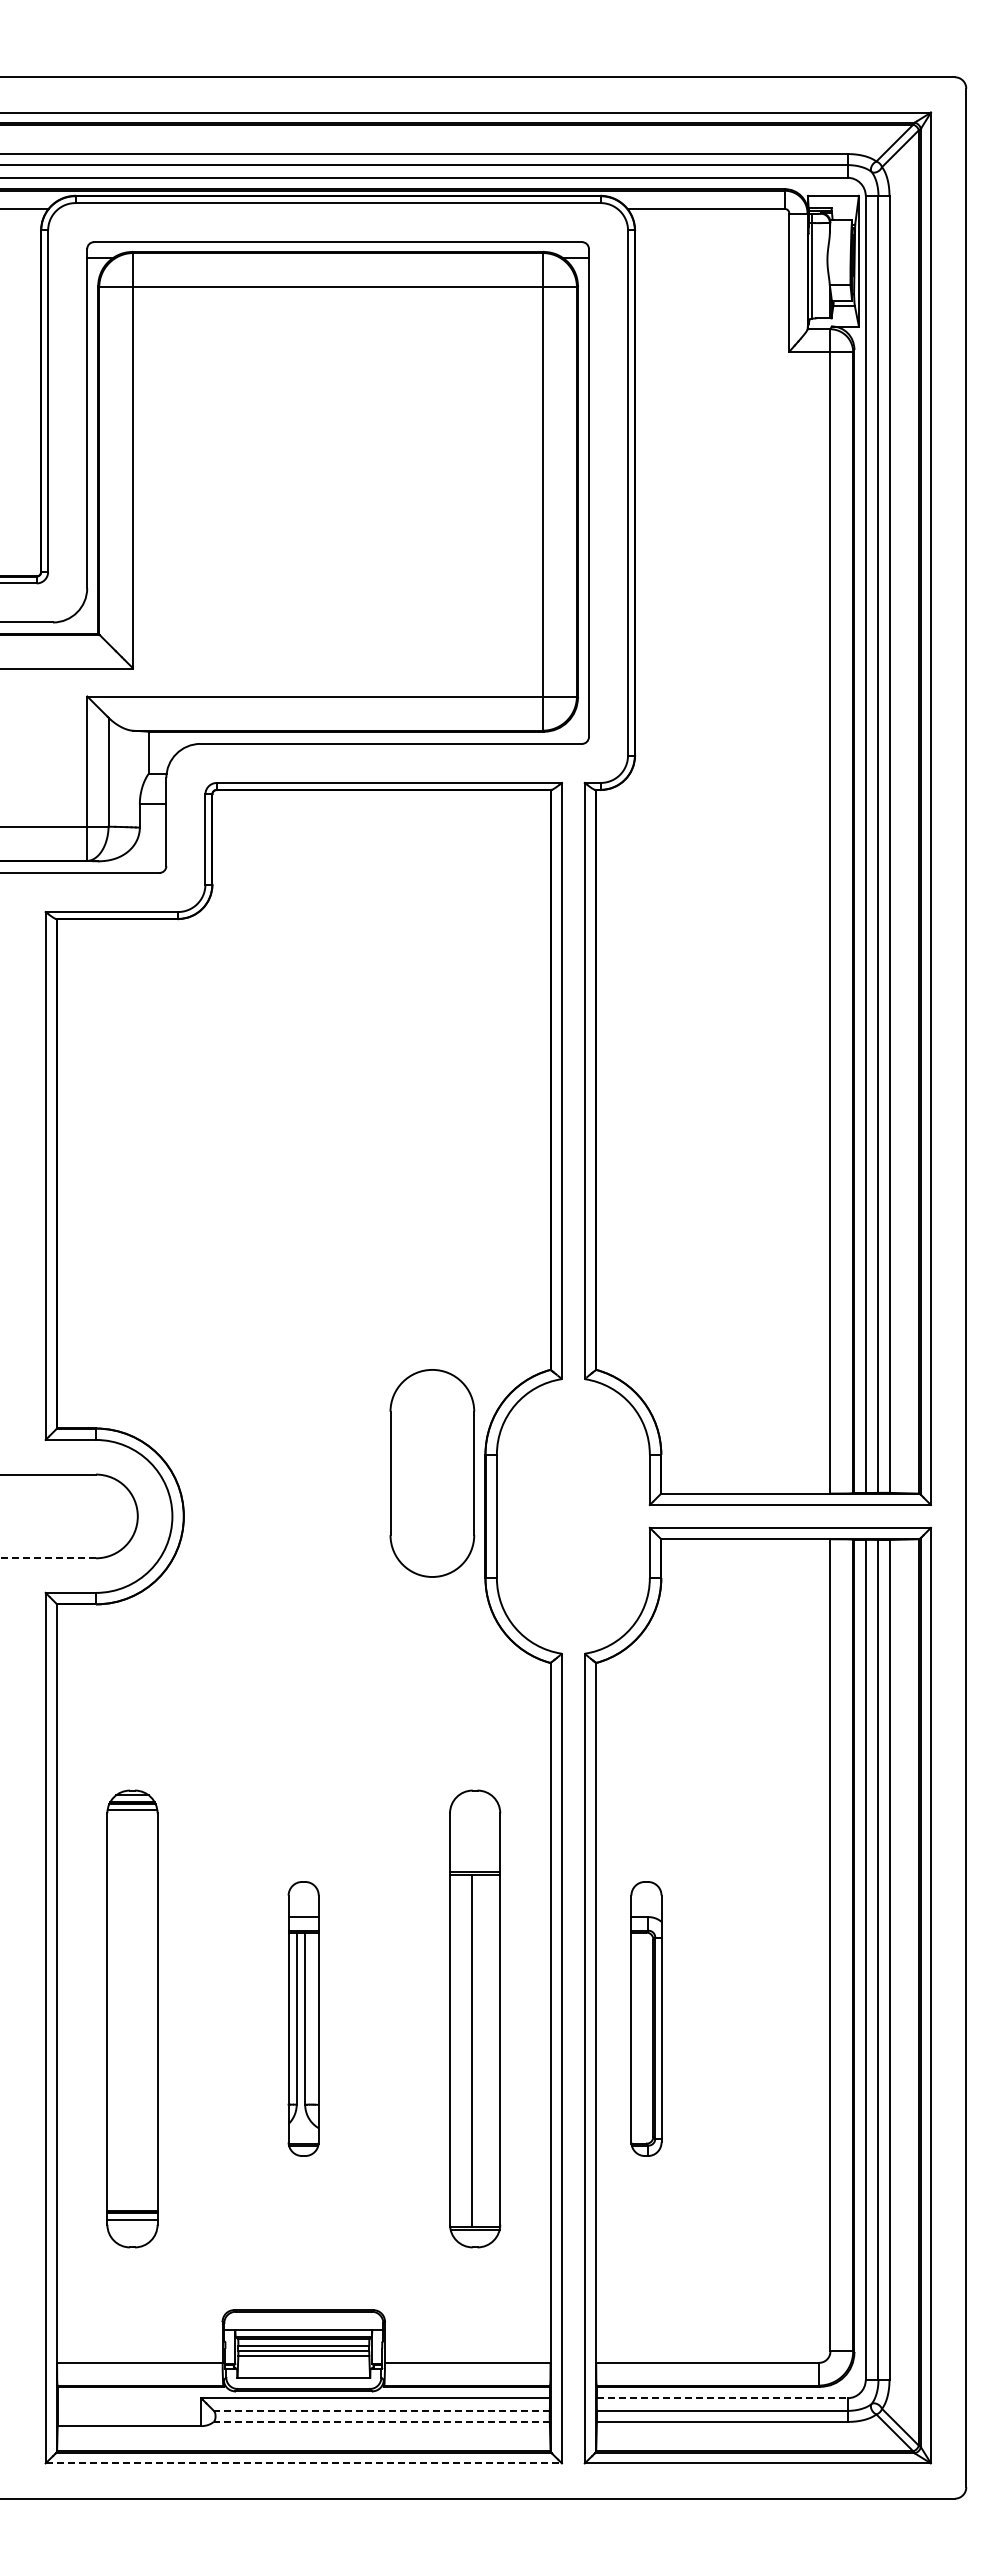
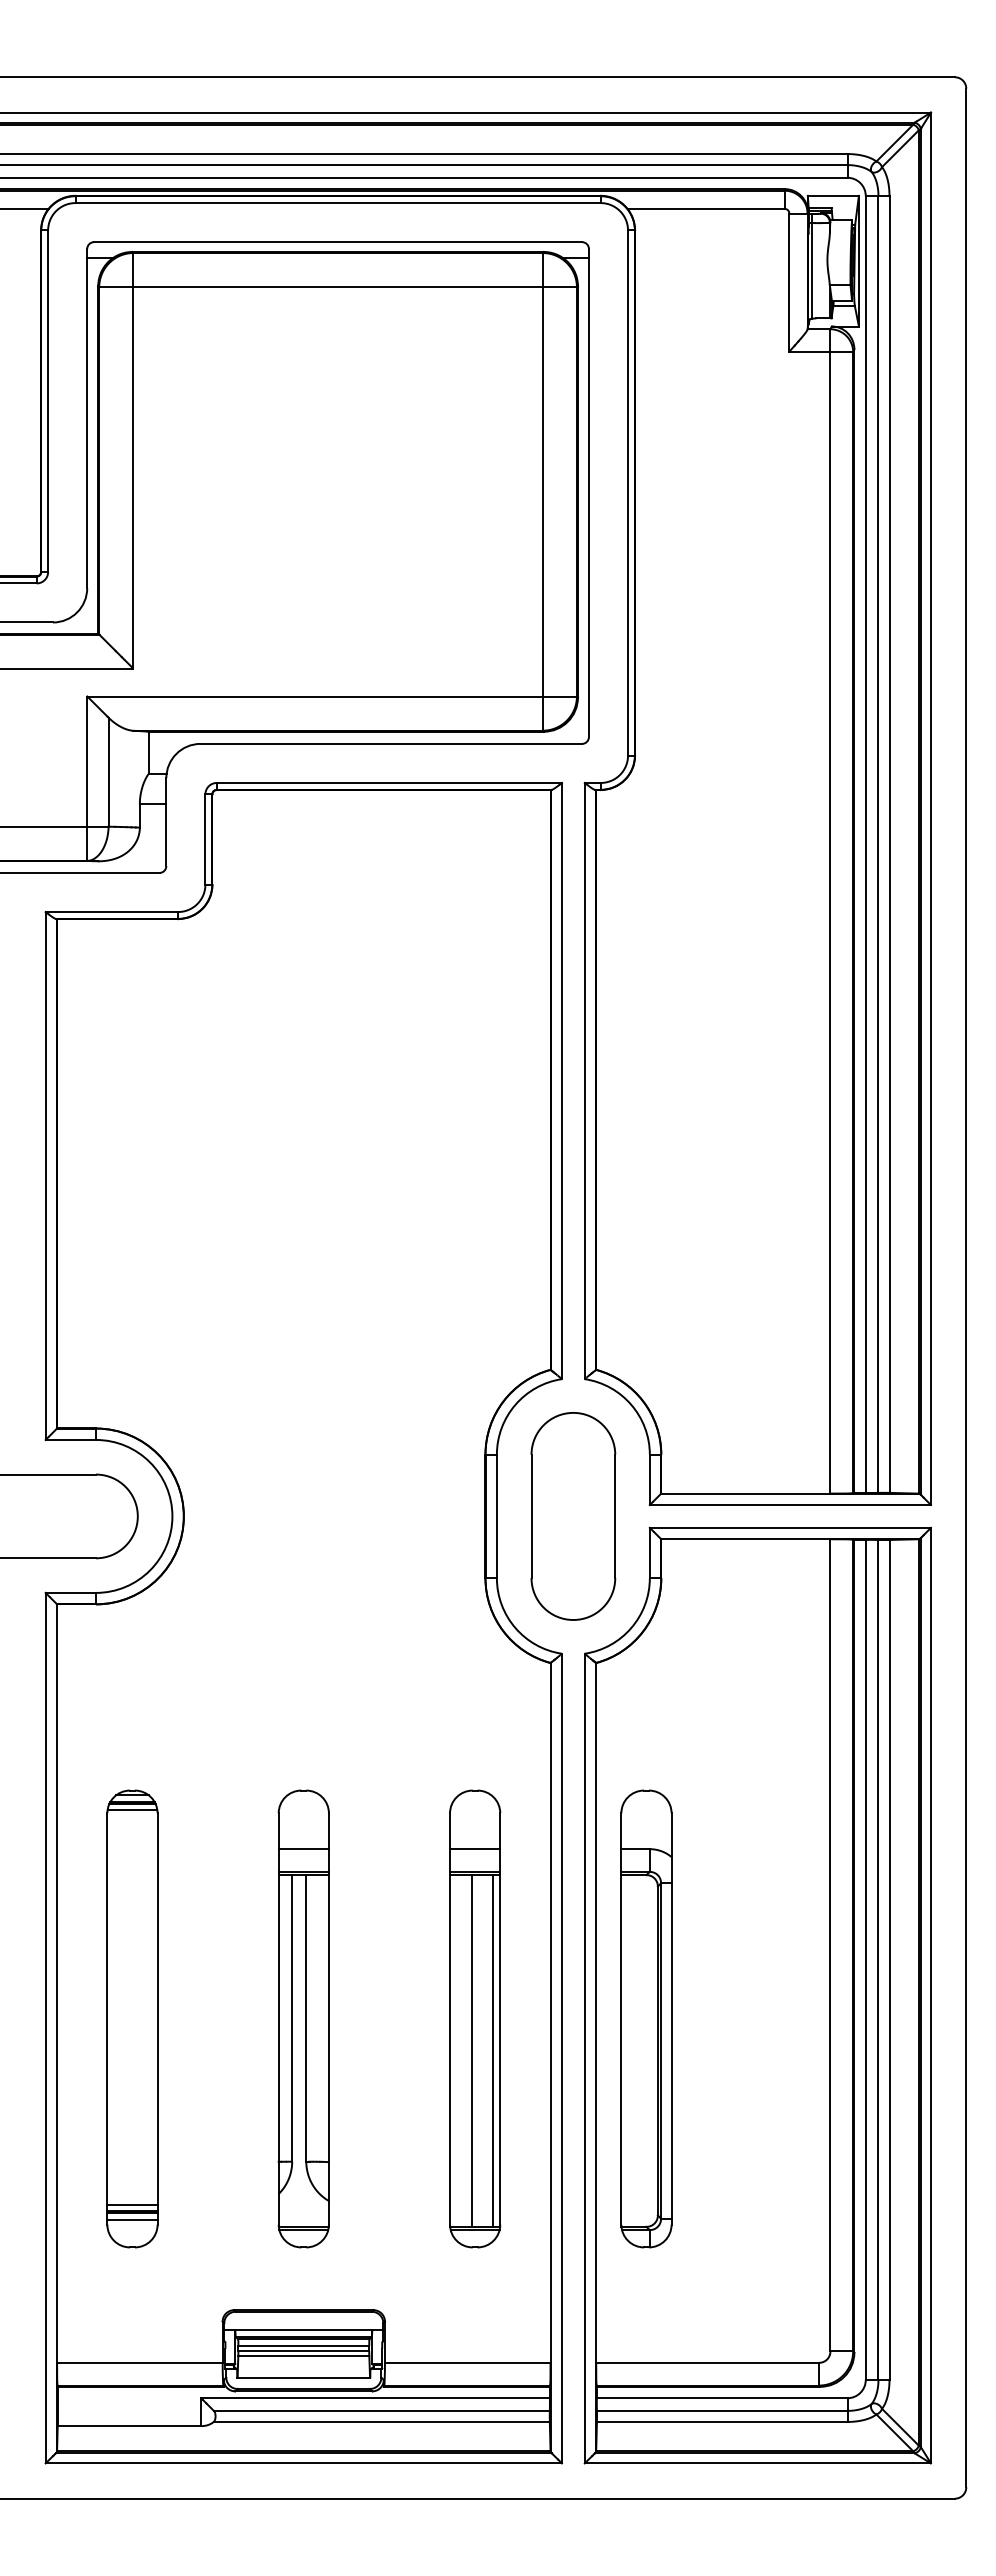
part position: (432, 1473) -> (573, 1516) (573, 1516)
line: dashed -> solid (48, 1558)
line: none -> present (475, 1849)
part size: 33x276 px -> 53x460 px (303, 2018)
part size: 33x276 px -> 53x460 px (646, 2018)
line: none -> present (493, 2050)
line: none -> present (132, 2205)
line: dashed -> solid (722, 2398)
line: dashed -> solid (381, 2410)
line: dashed -> solid (381, 2421)
line: dashed -> solid (304, 2463)
